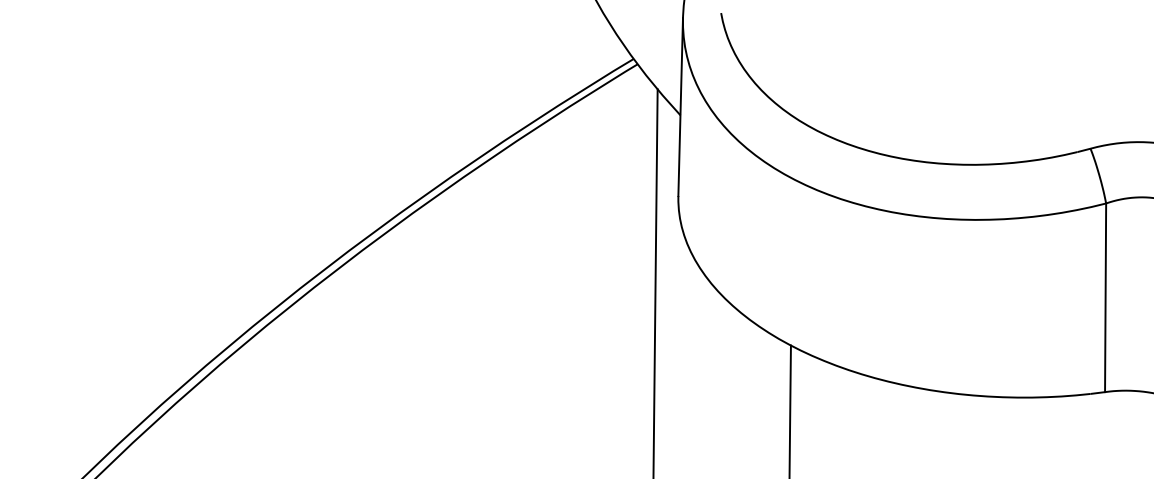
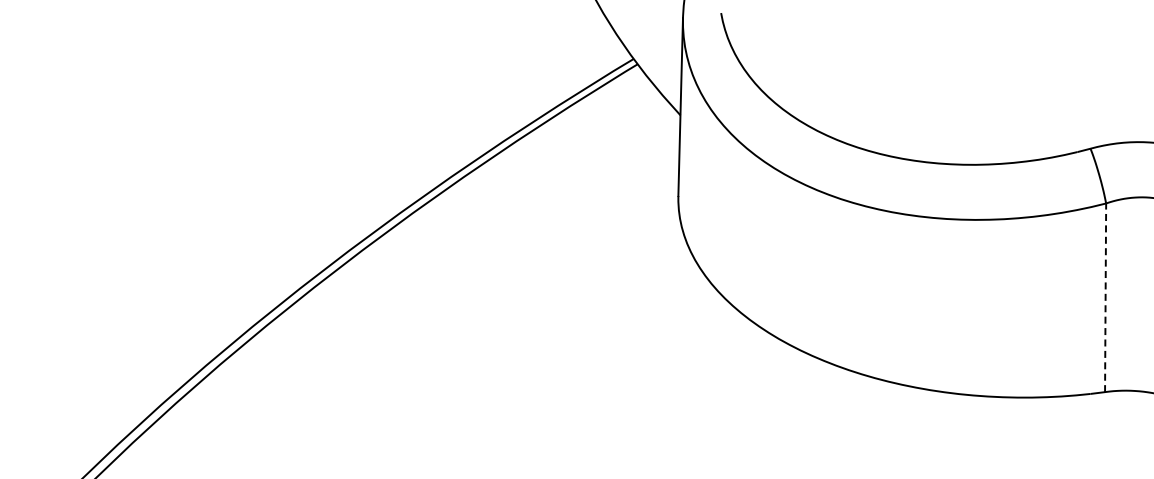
line: present -> none (655, 282)
line: solid -> dashed (1105, 297)
line: present -> none (789, 410)
